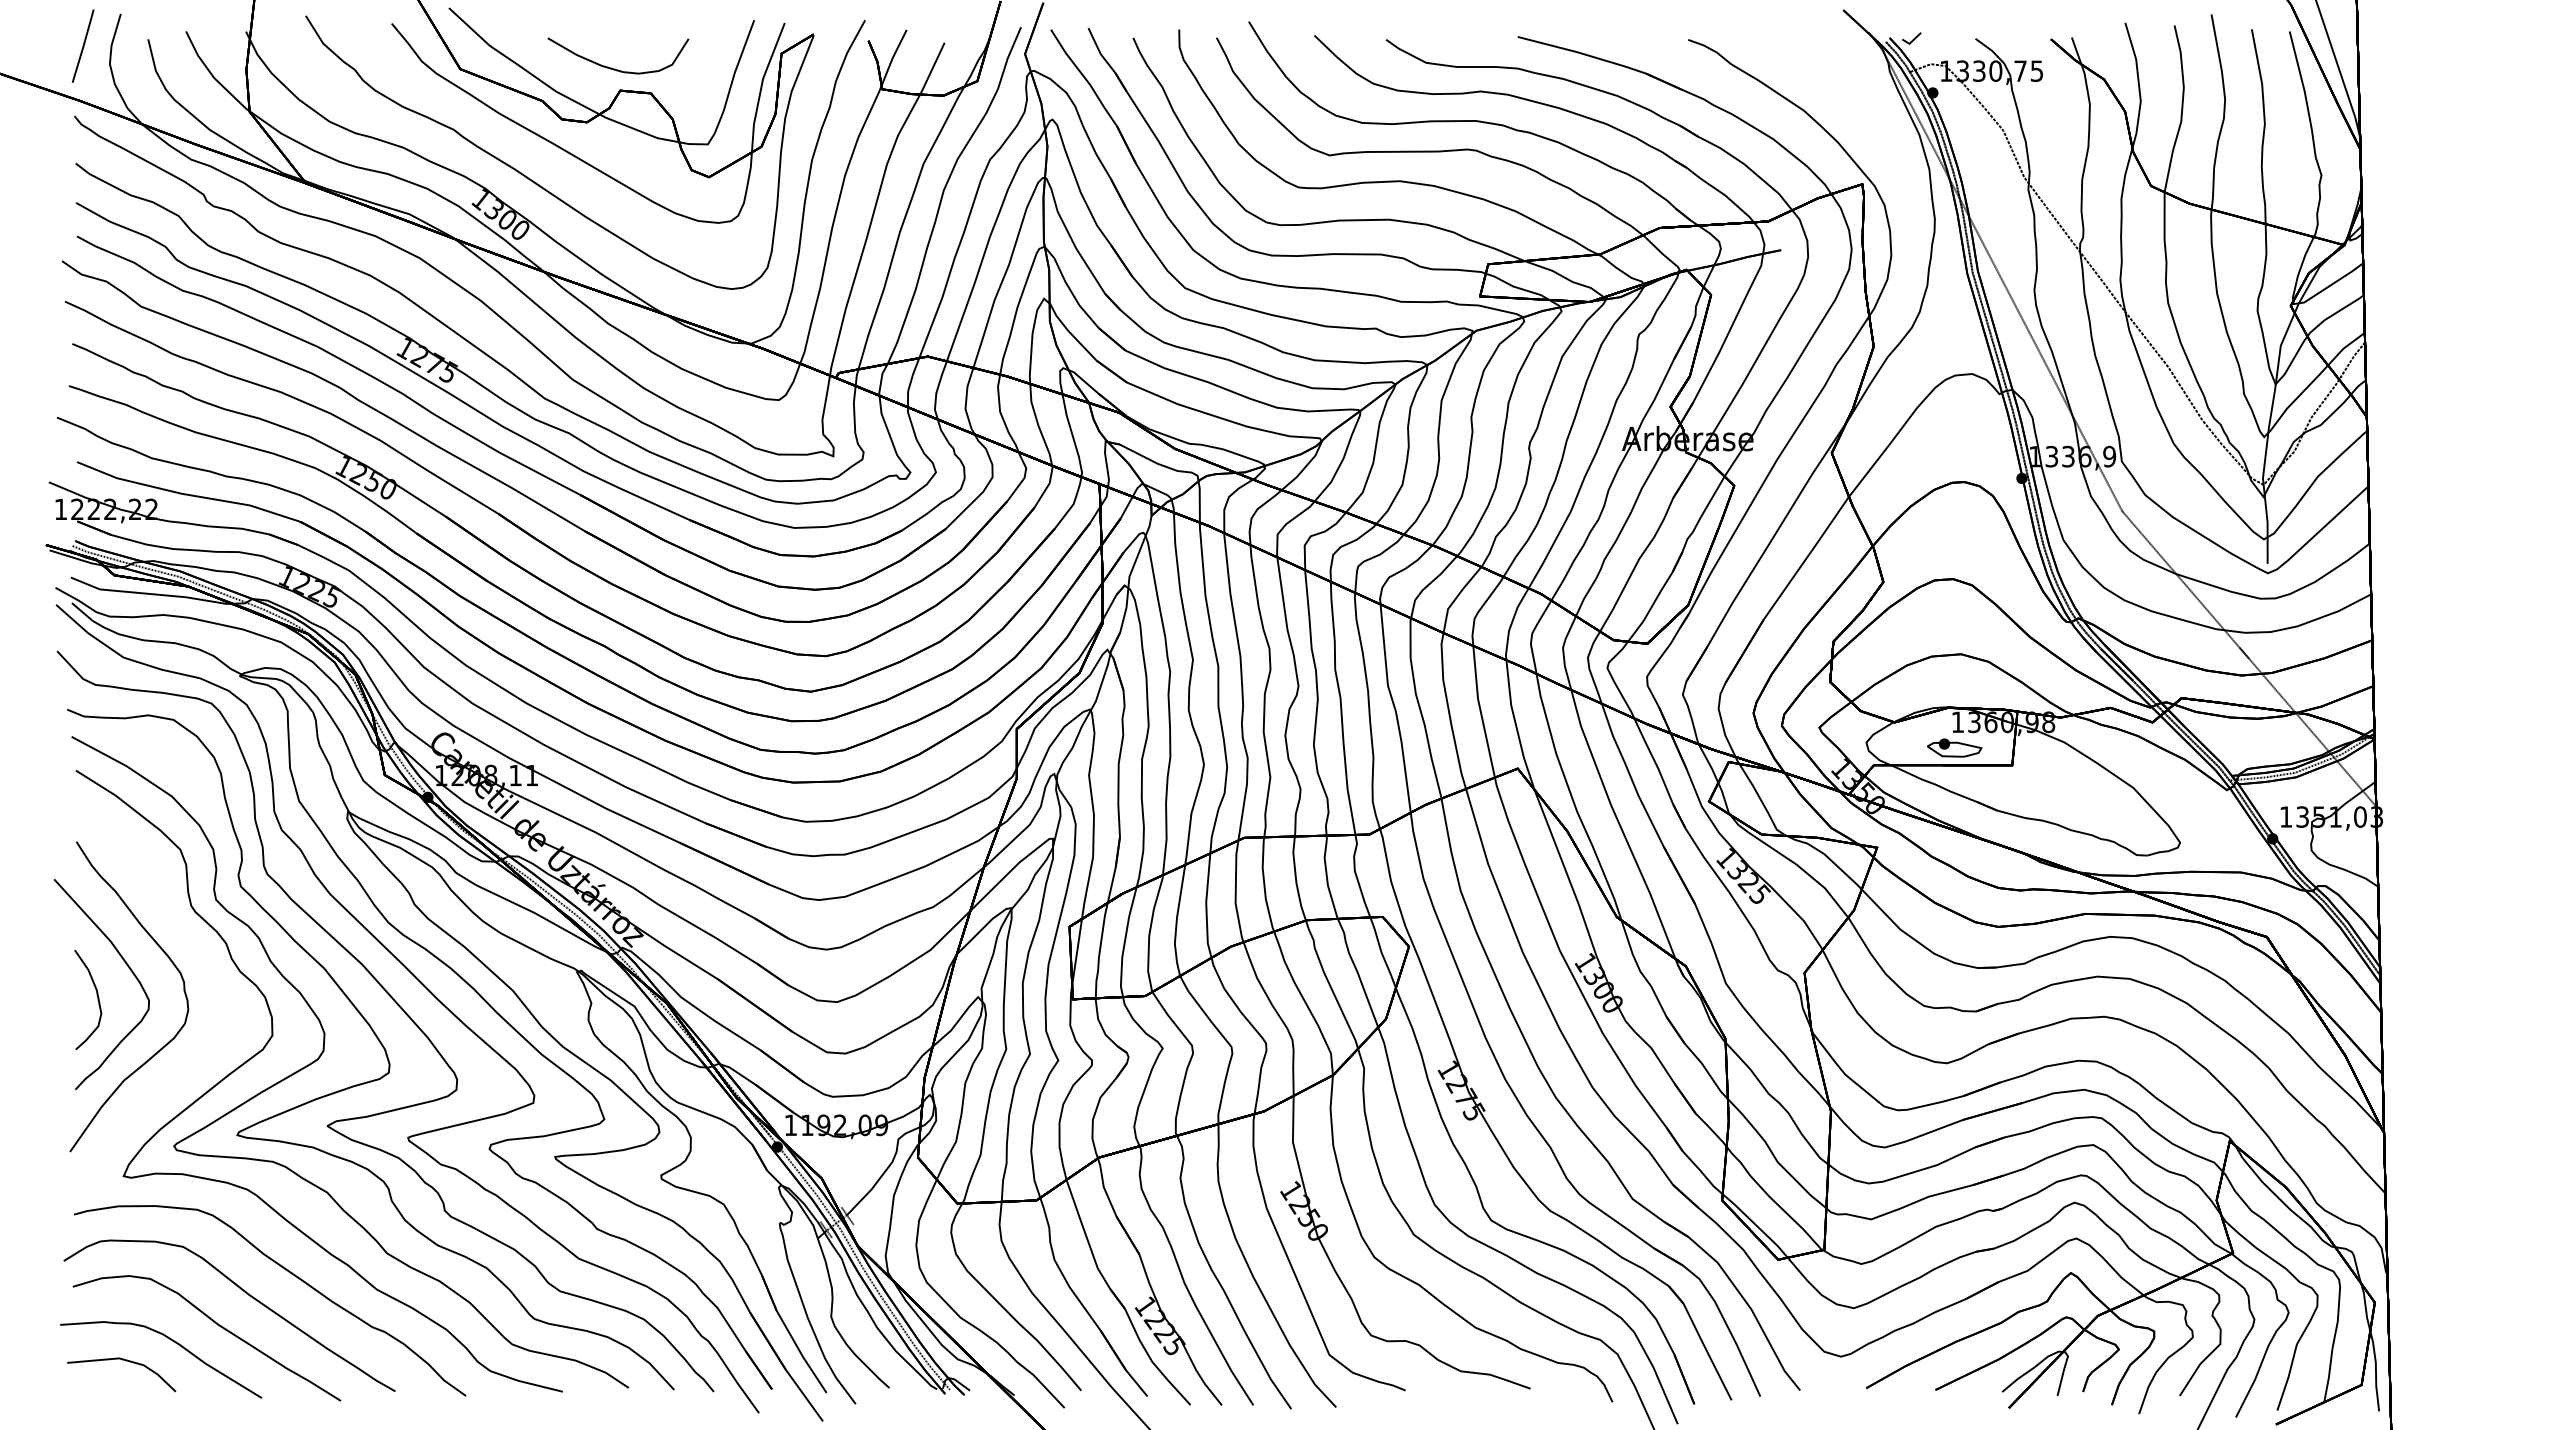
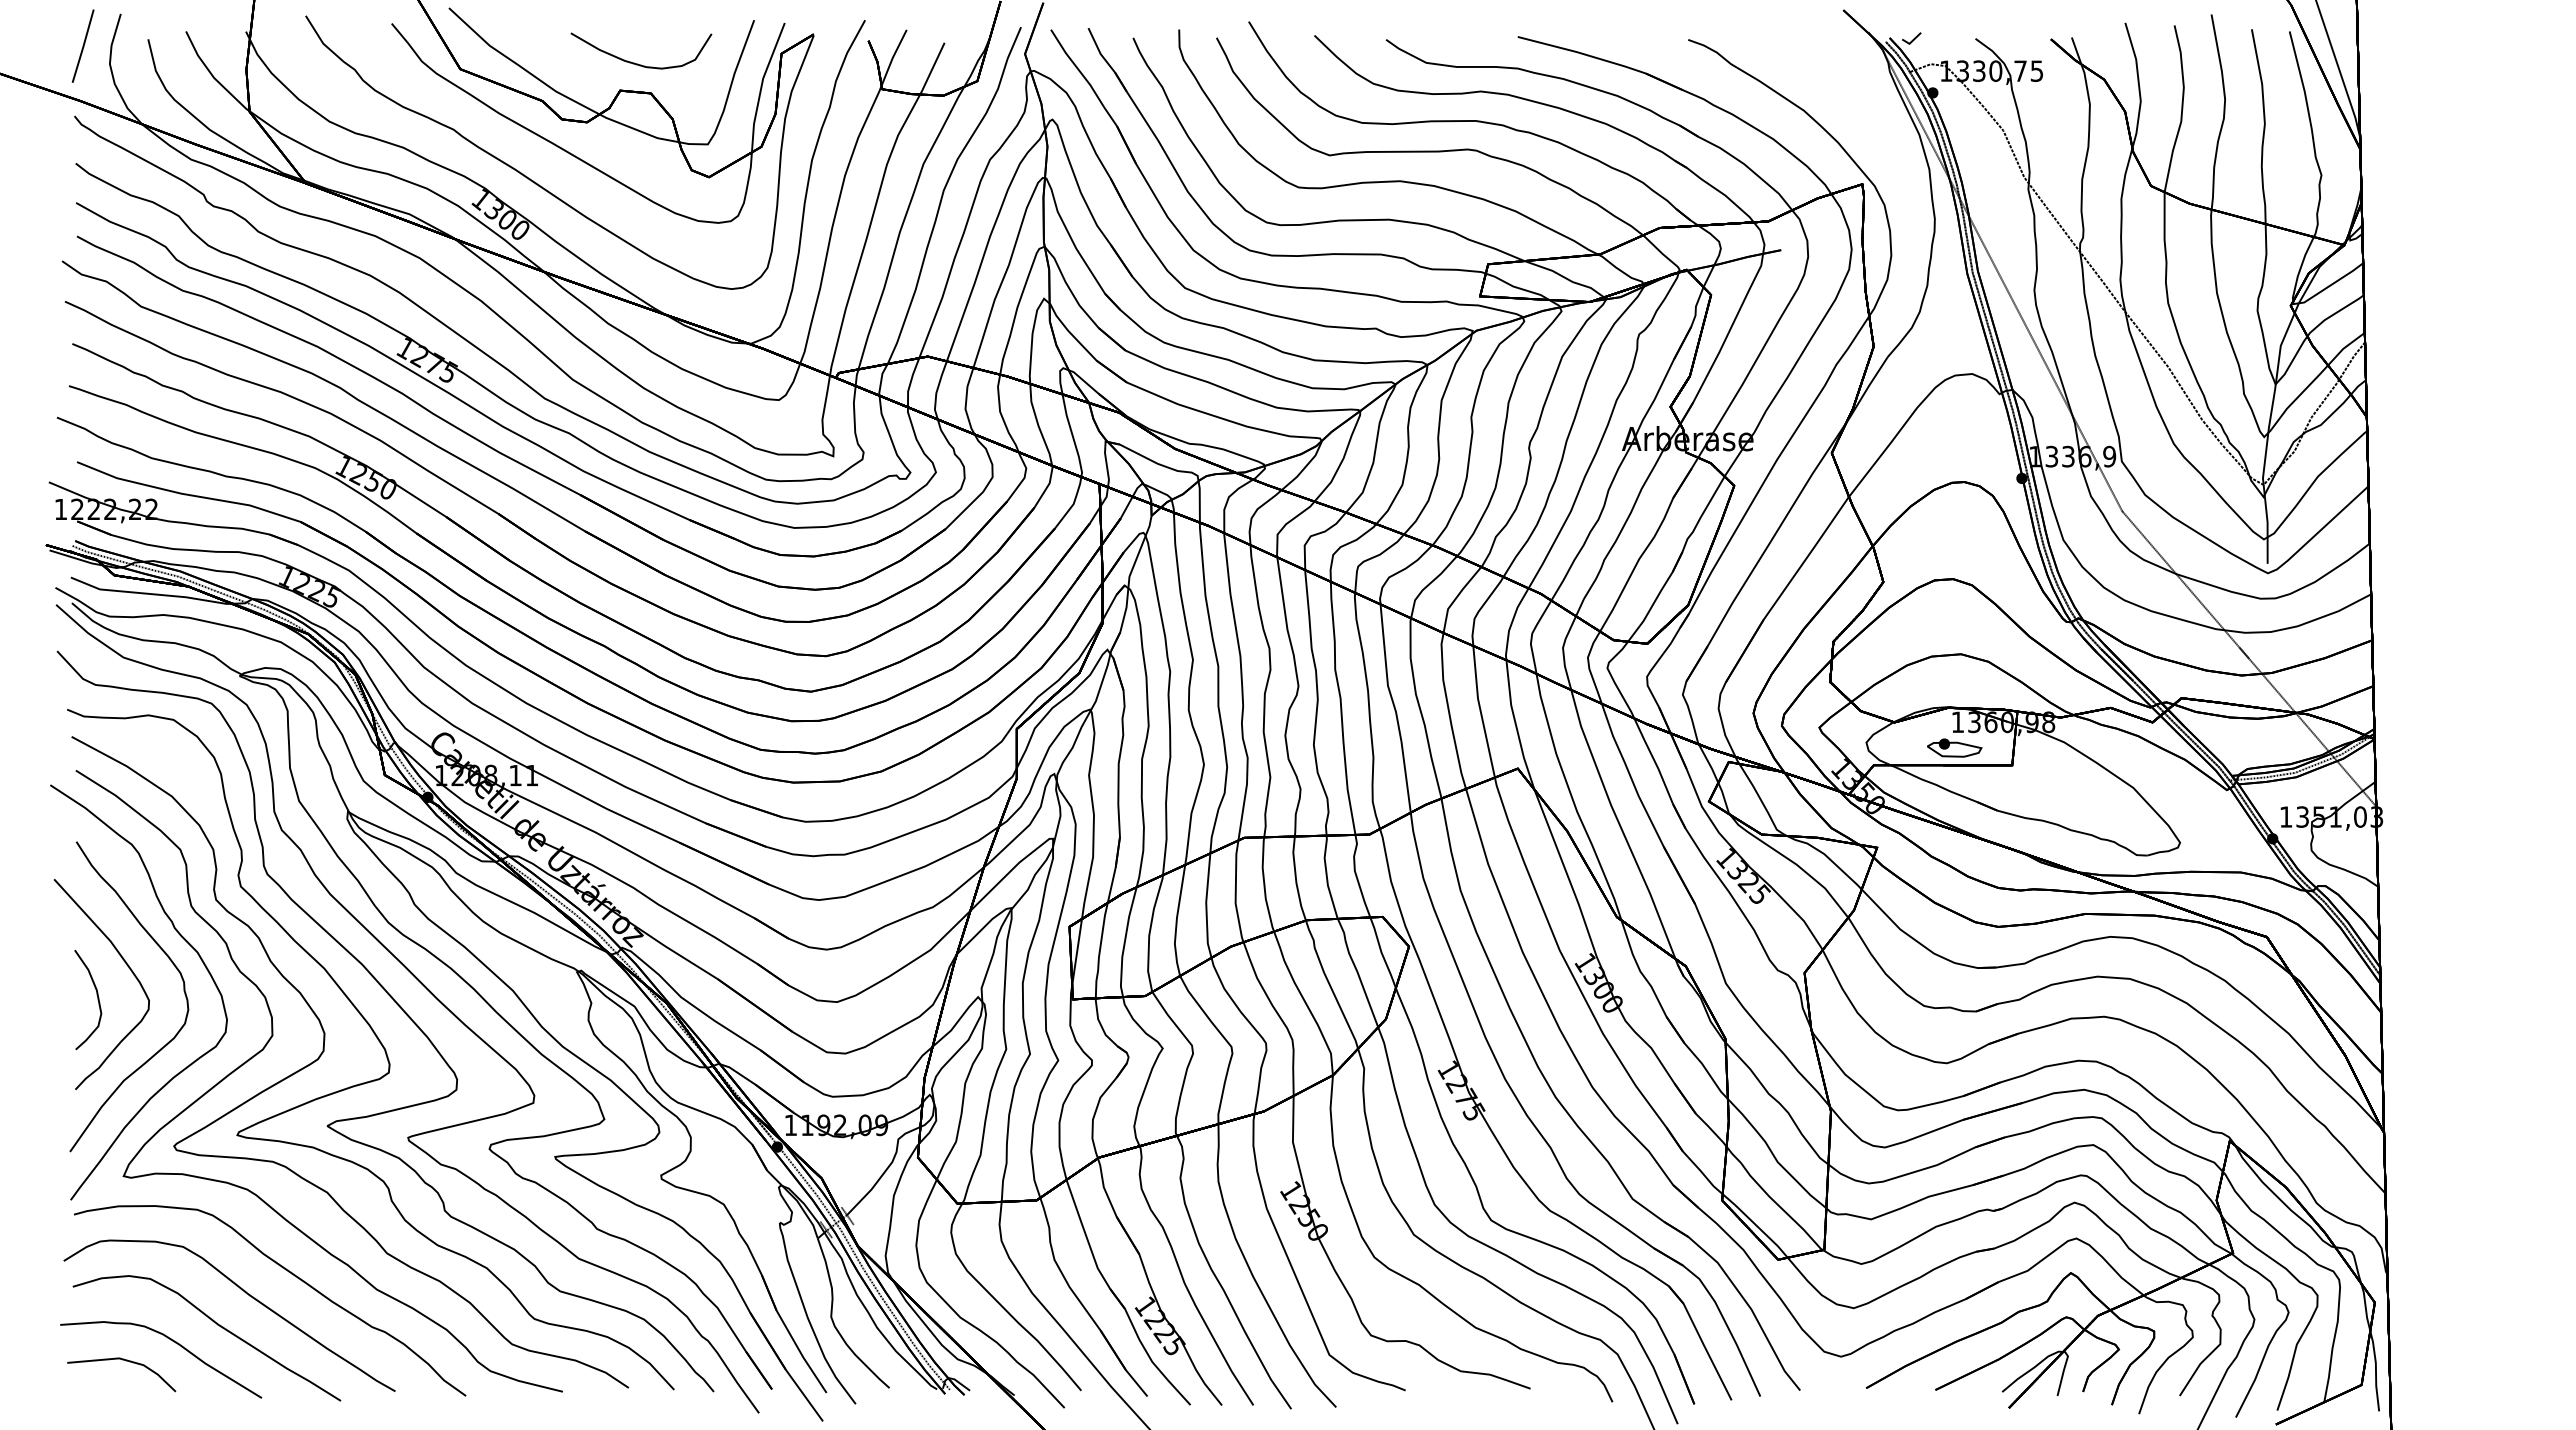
part position: (615, 68) -> (638, 63) (638, 63)
curve: none -> present (187, 943)
